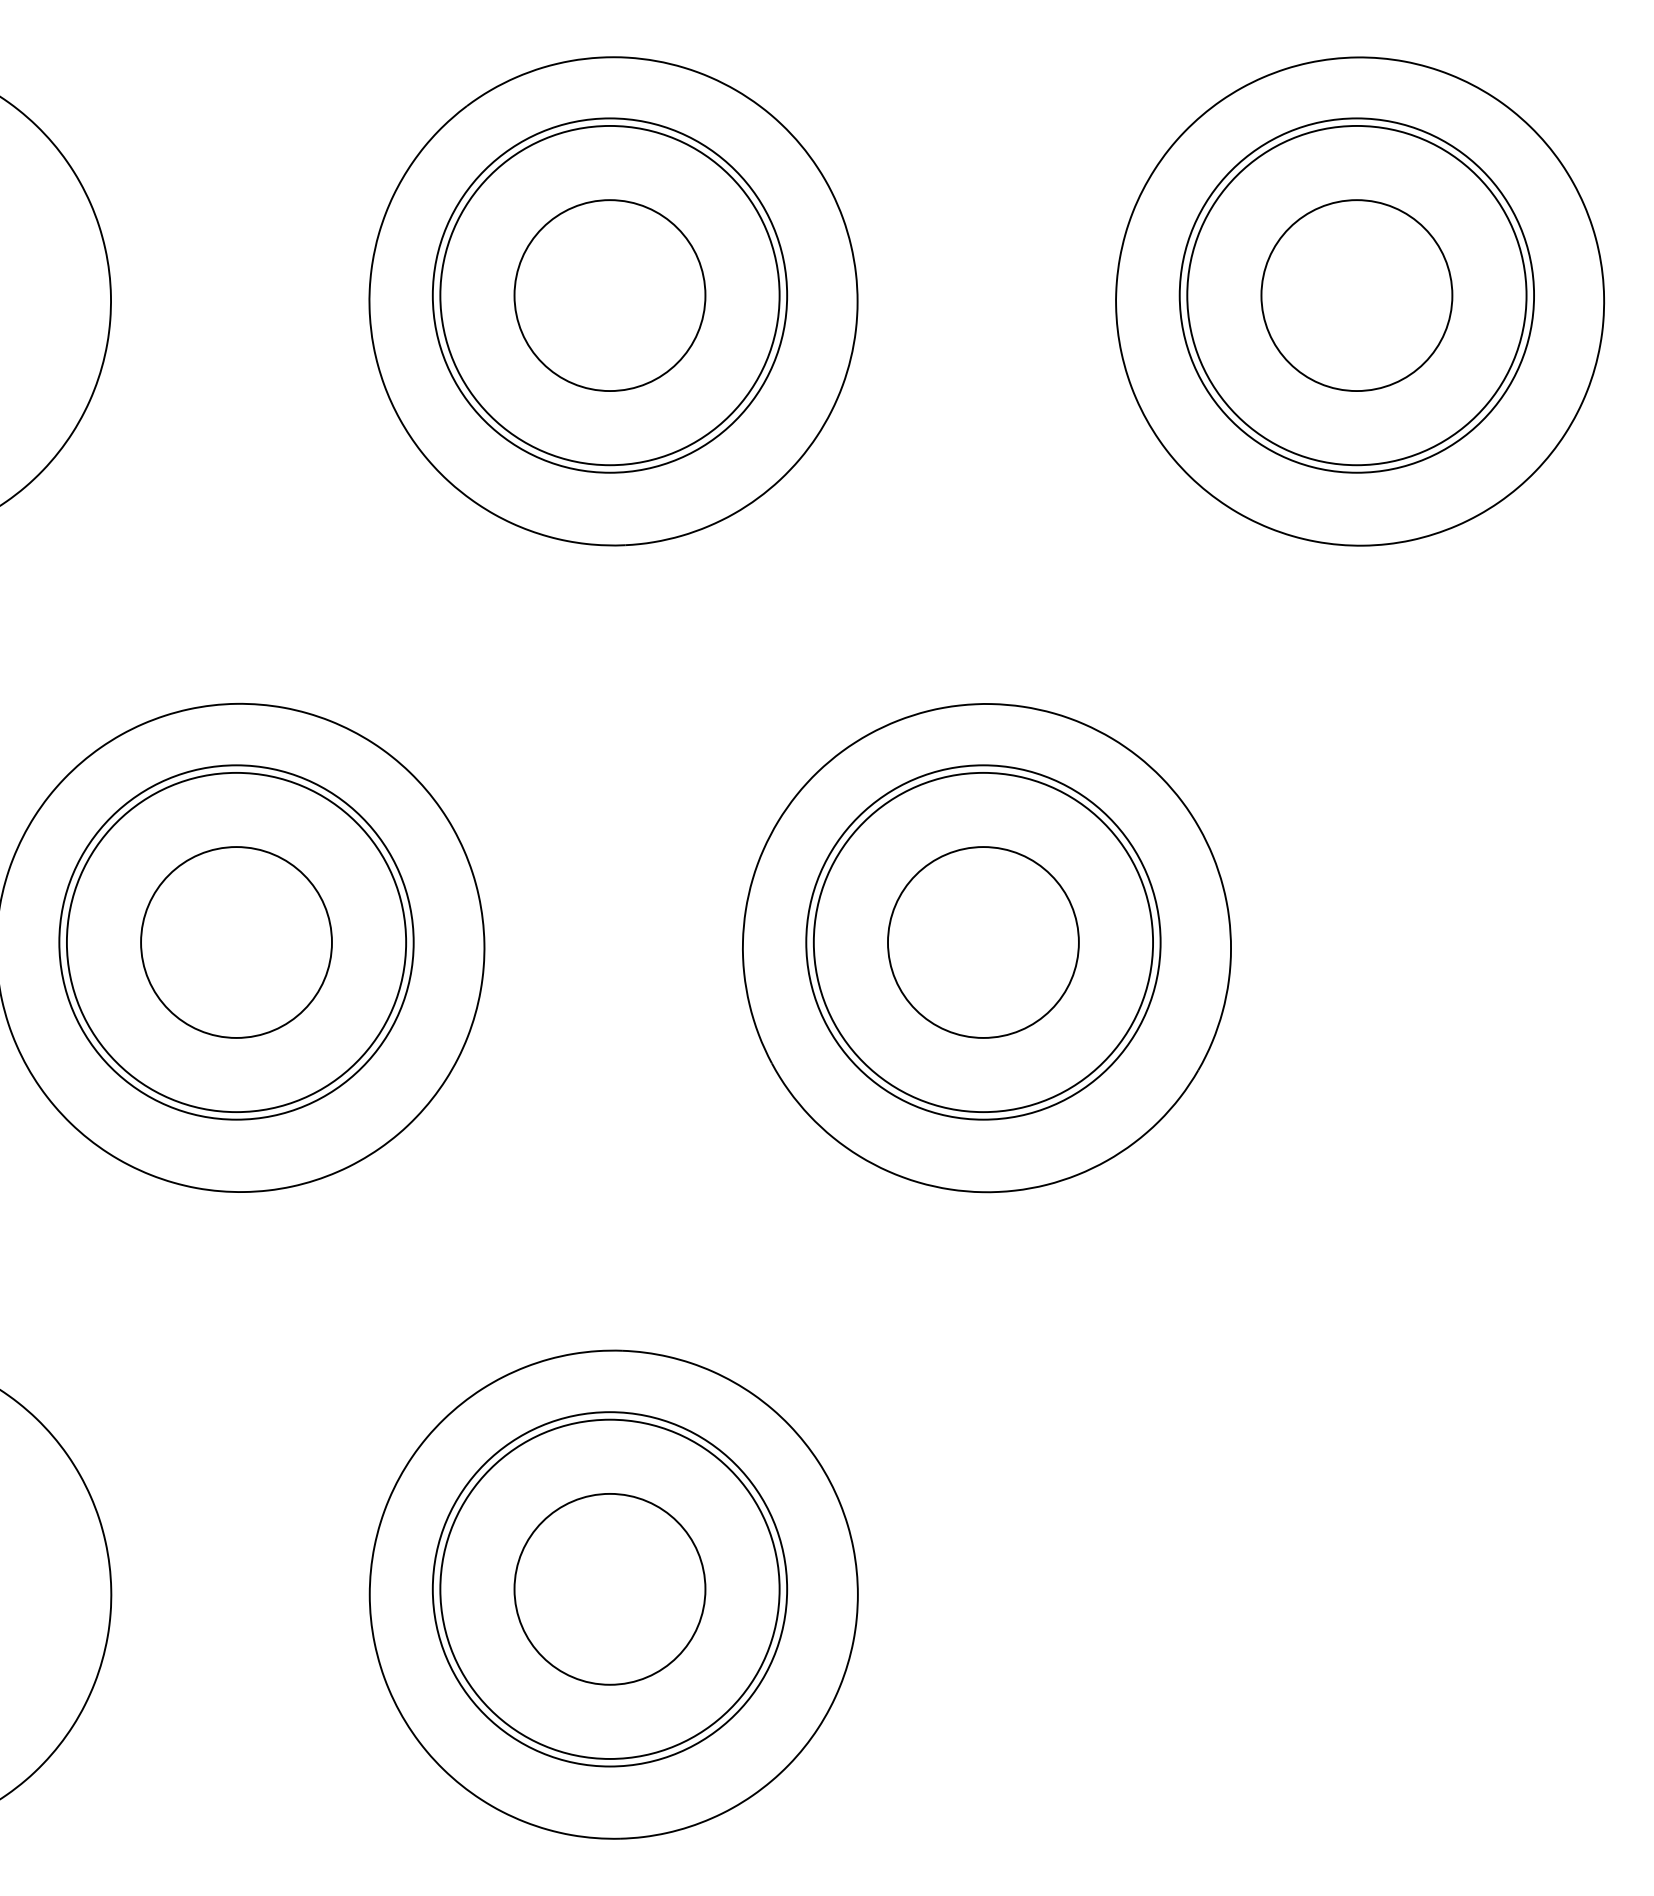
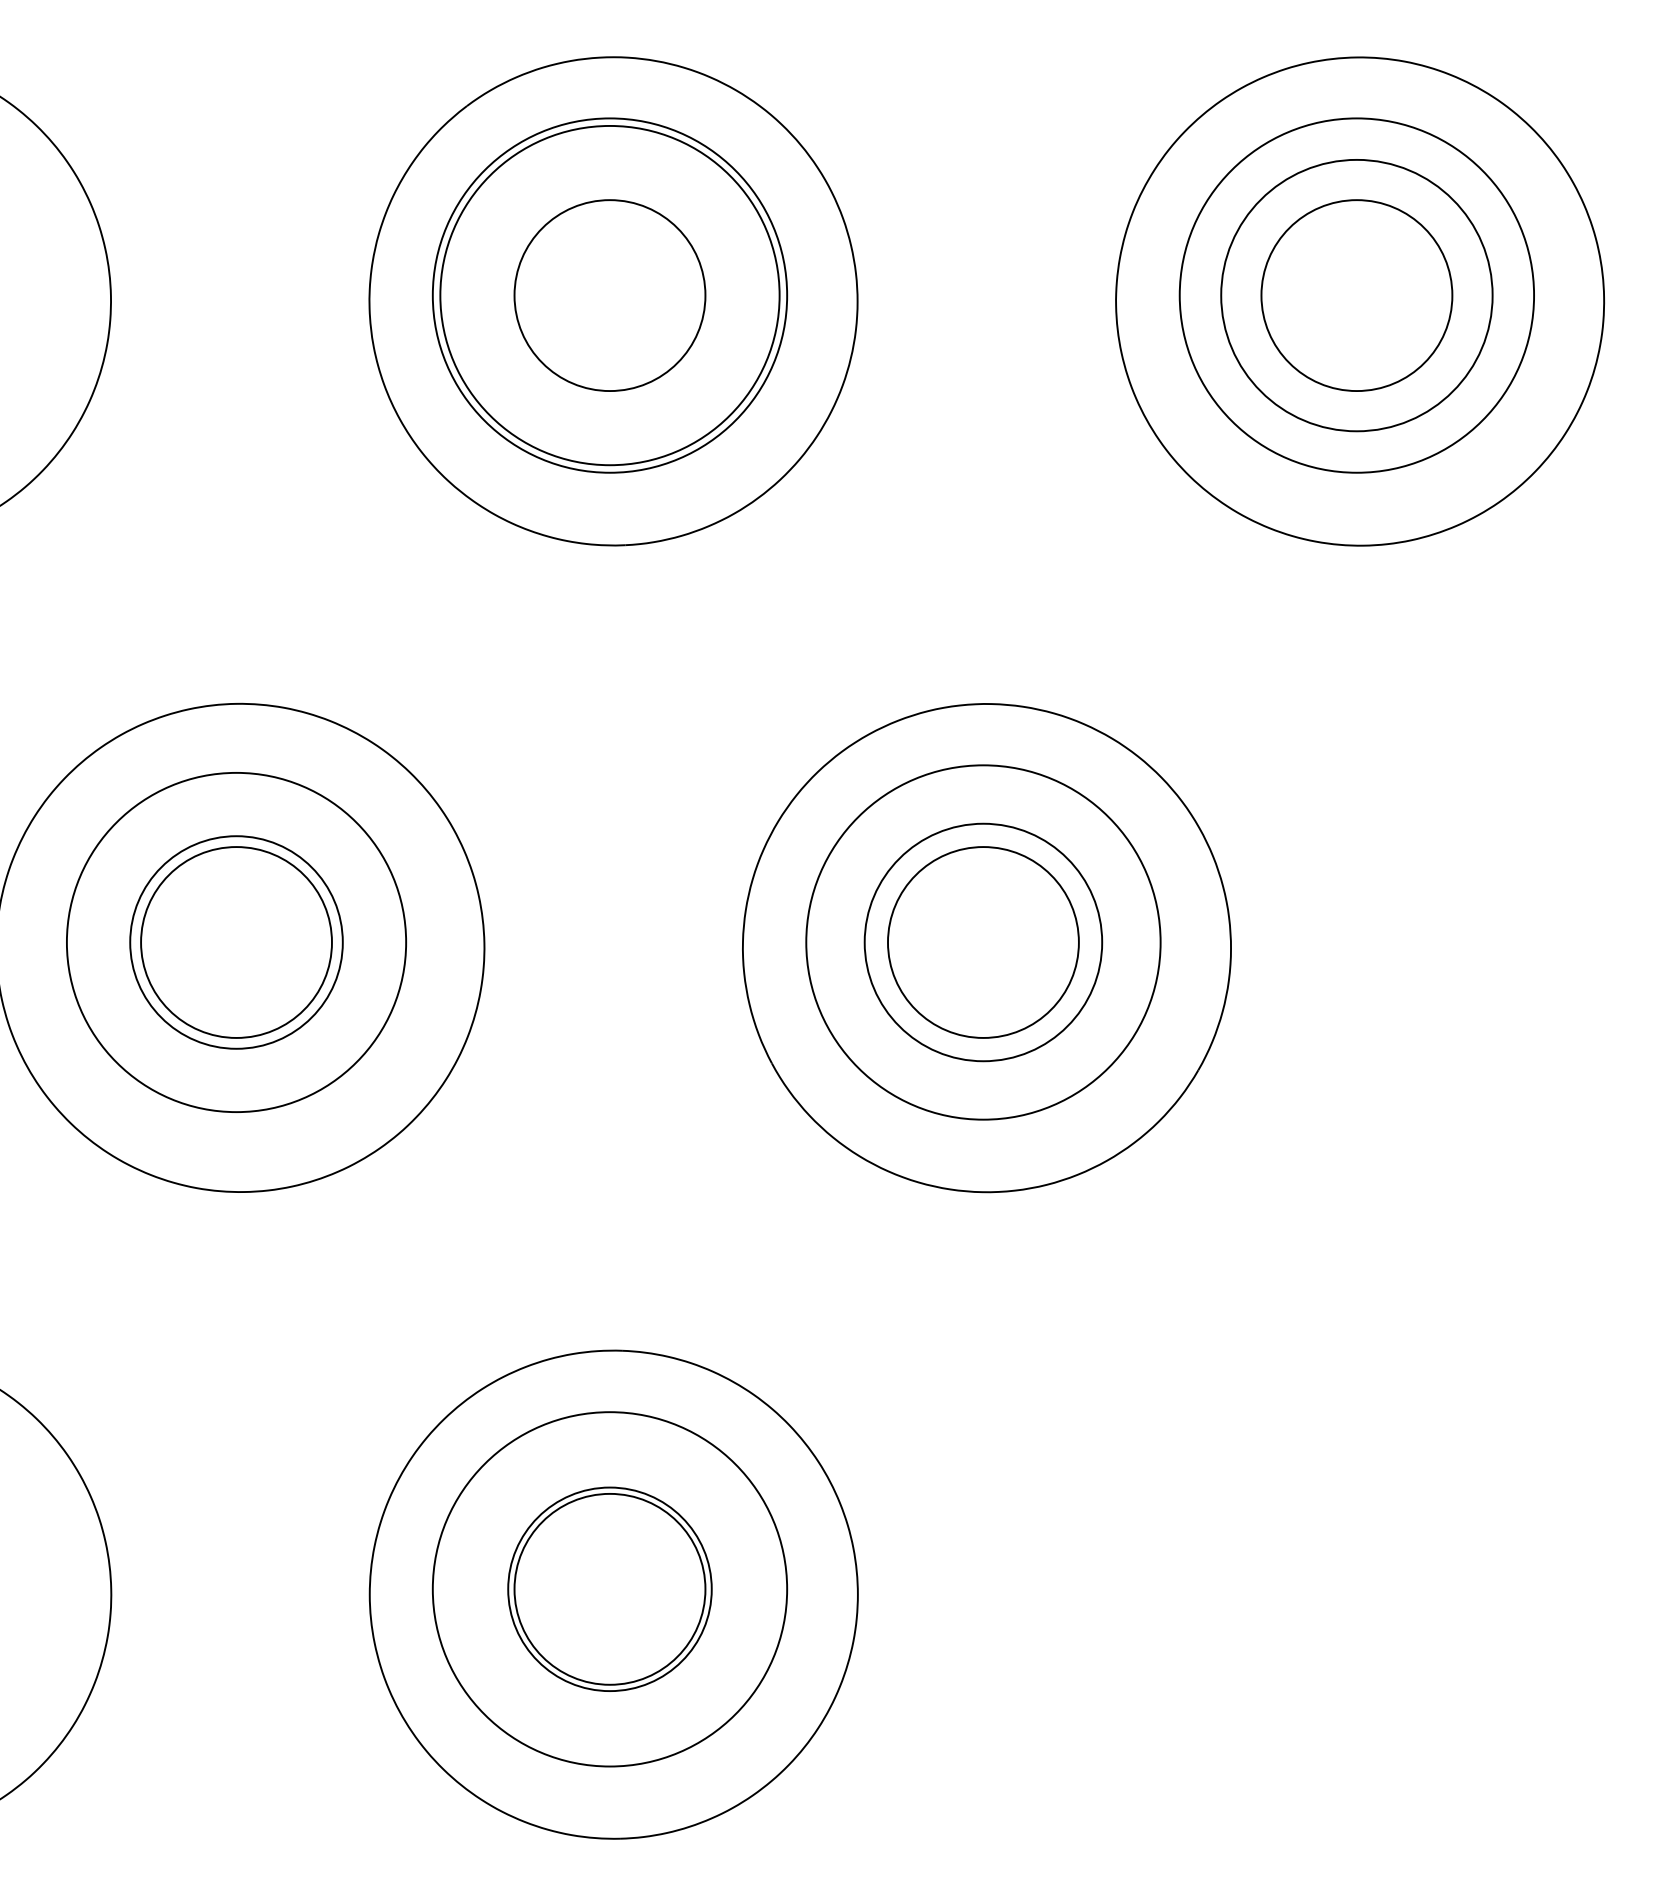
circle diameter: 339 px -> 271 px (1356, 295)
circle diameter: 354 px -> 213 px (236, 942)
circle diameter: 339 px -> 237 px (983, 942)
circle diameter: 339 px -> 204 px (609, 1589)
